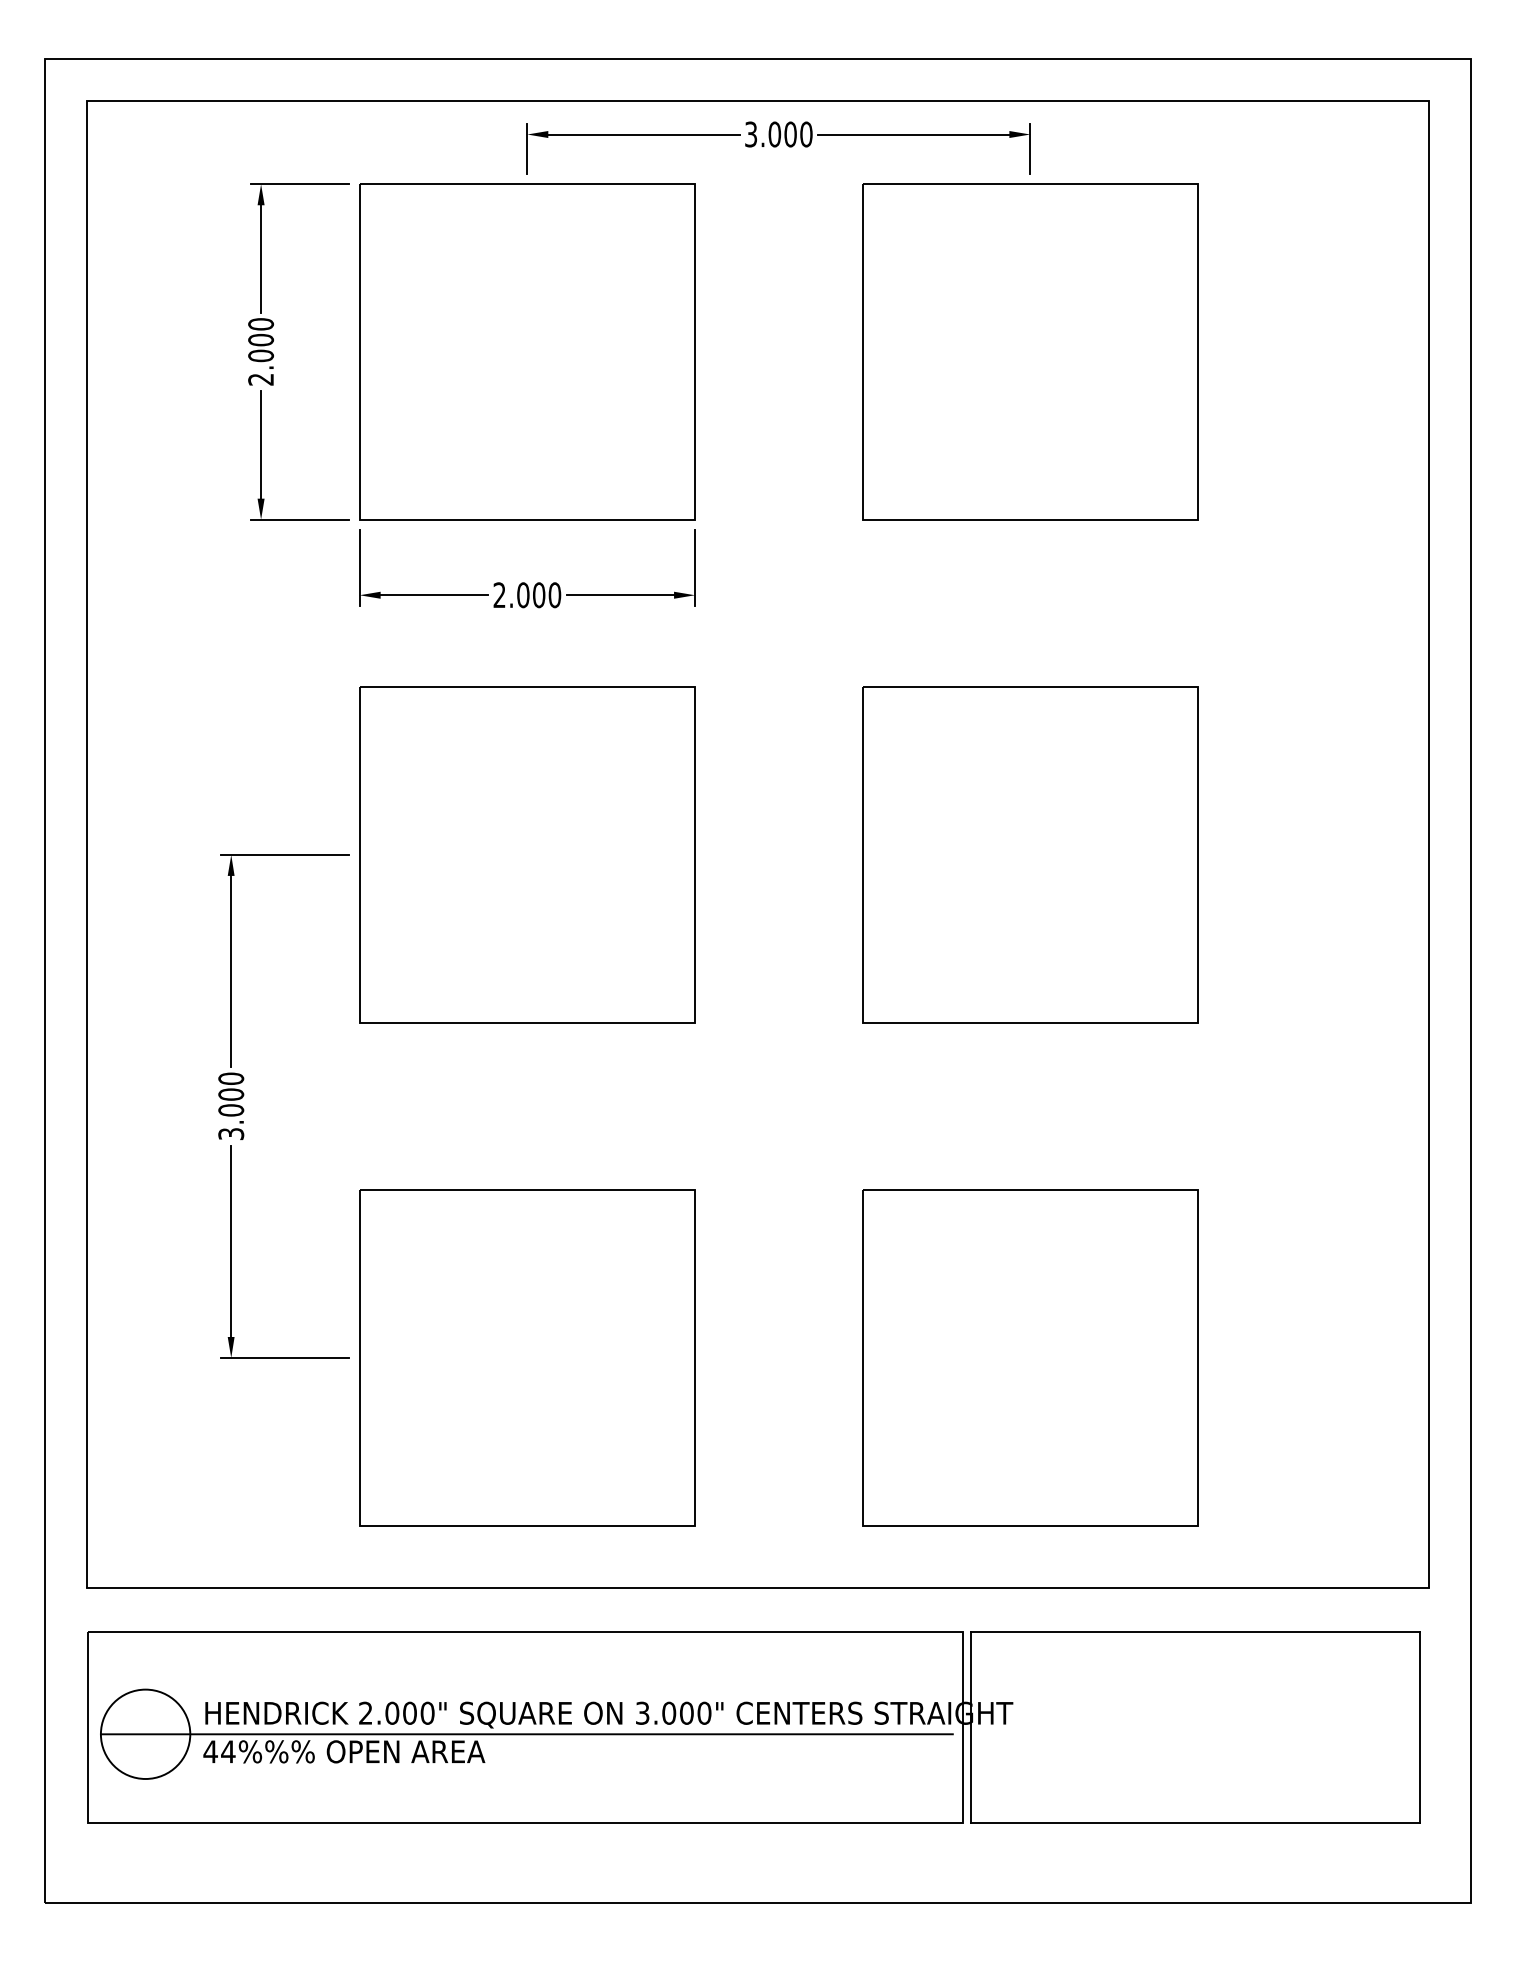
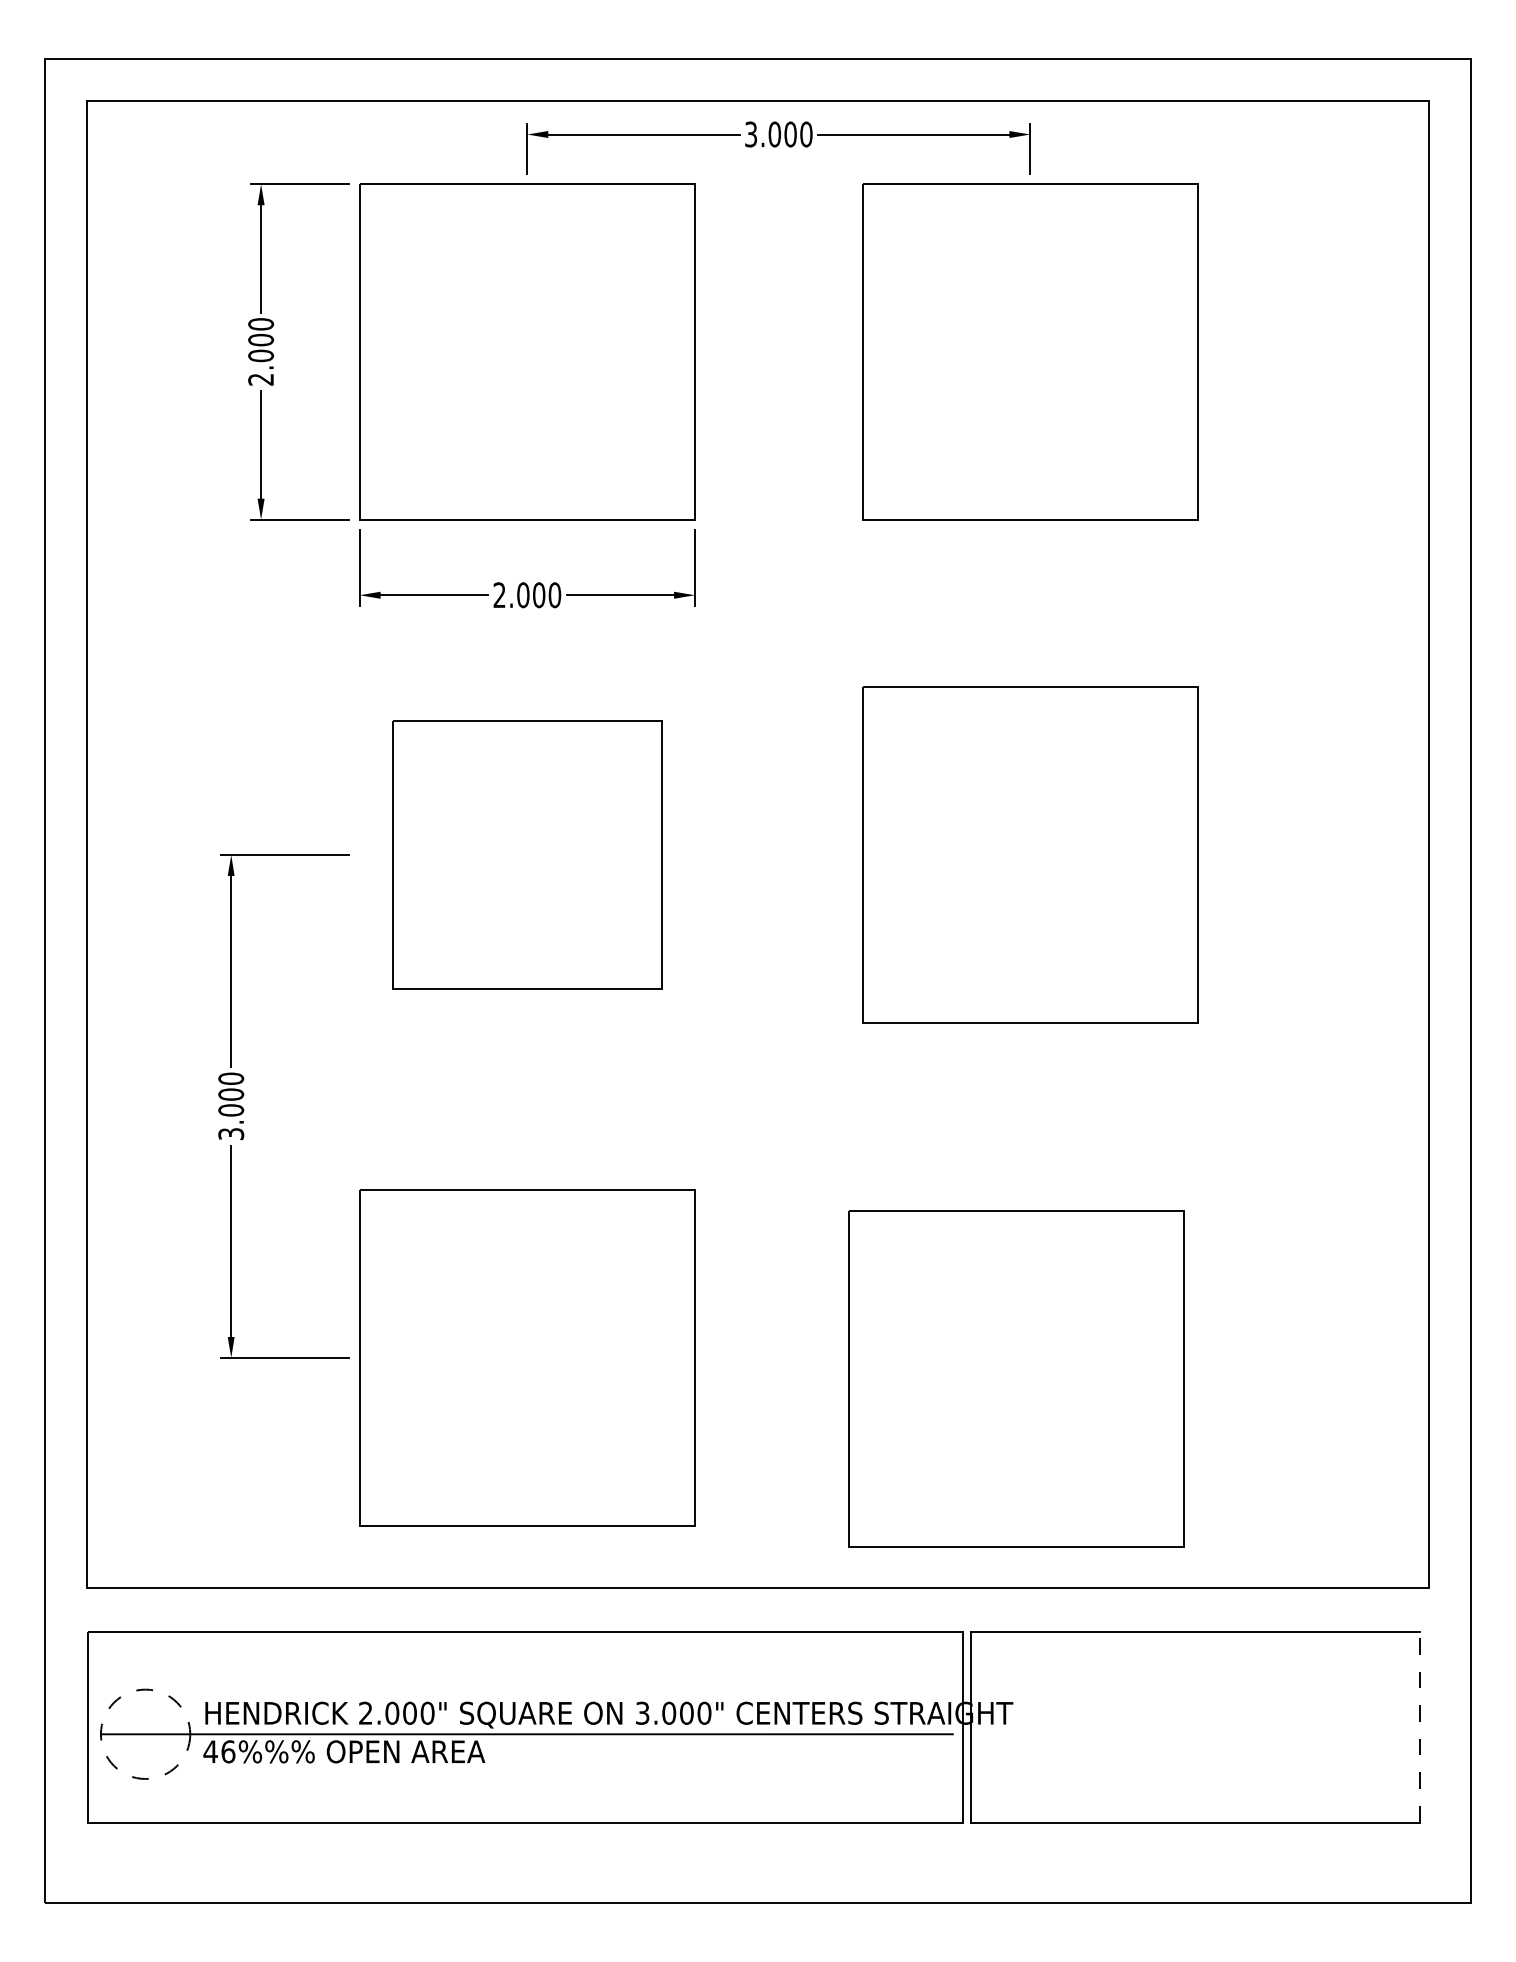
part size: 337x338 px -> 271x270 px (527, 854)
part position: (1030, 1357) -> (1016, 1378) (1016, 1378)
line: solid -> dashed (1419, 1726)
circle: solid -> dashed (145, 1733)
text: 44%%% -> 46%%% (228, 1751)
